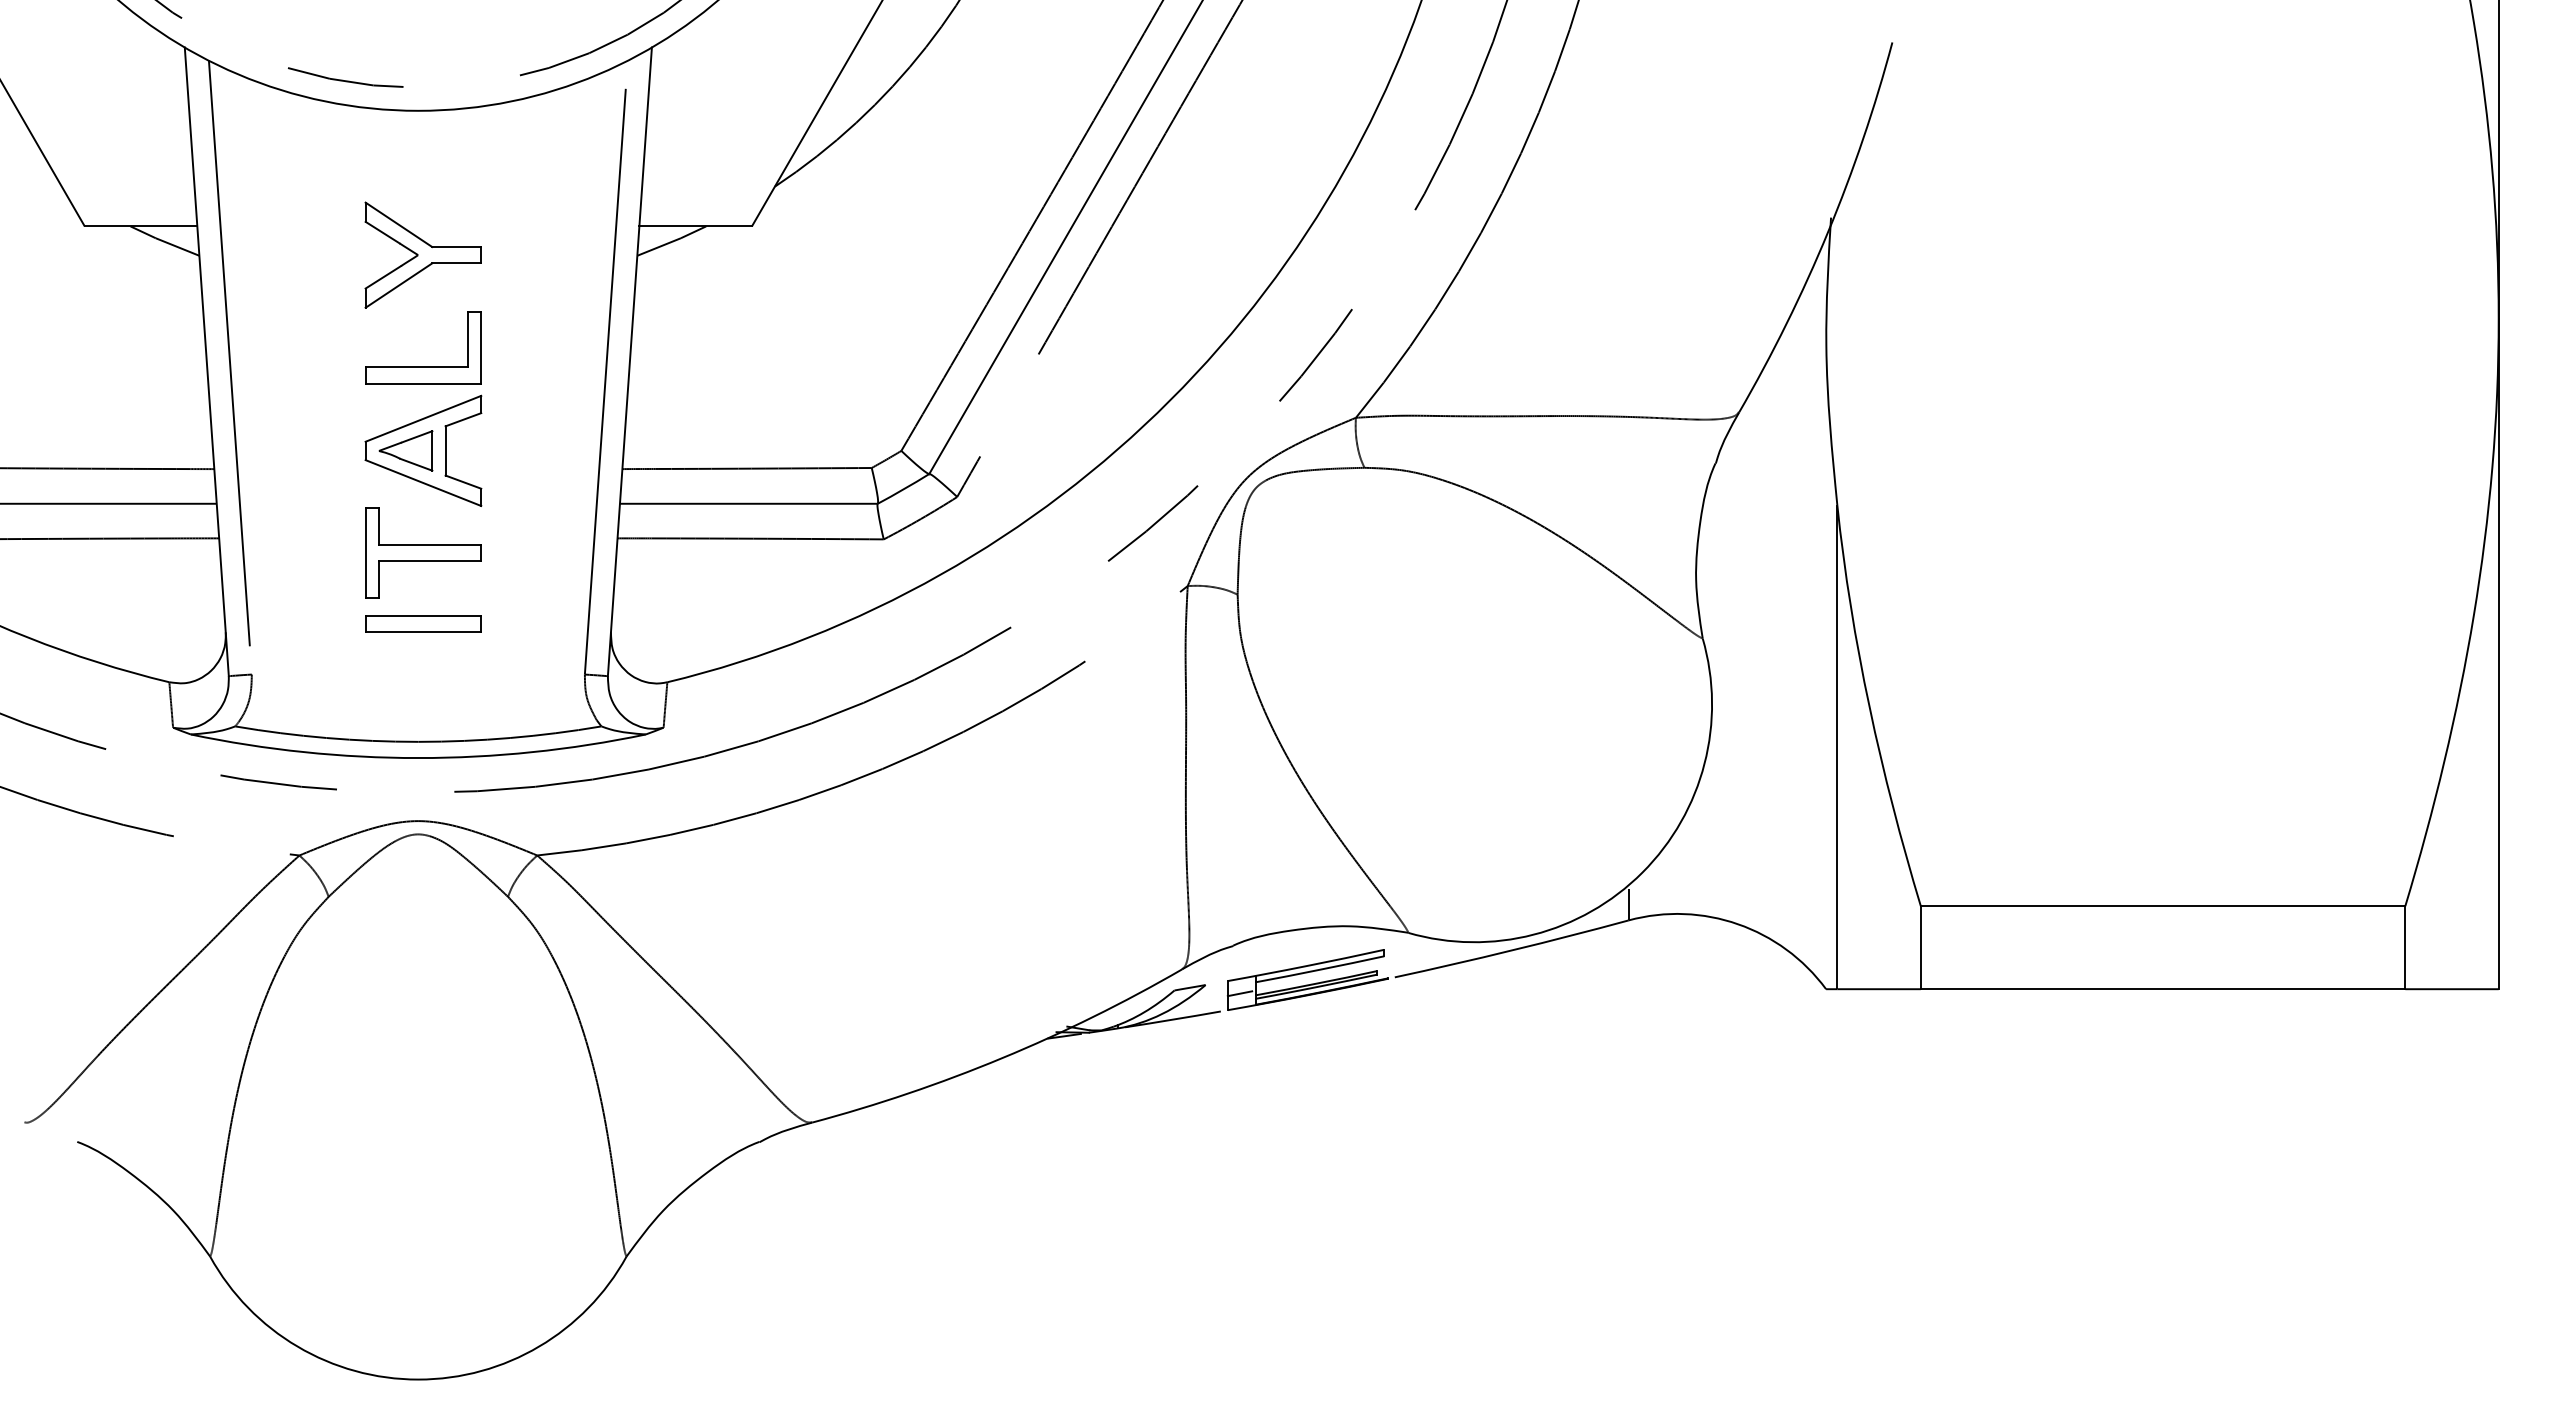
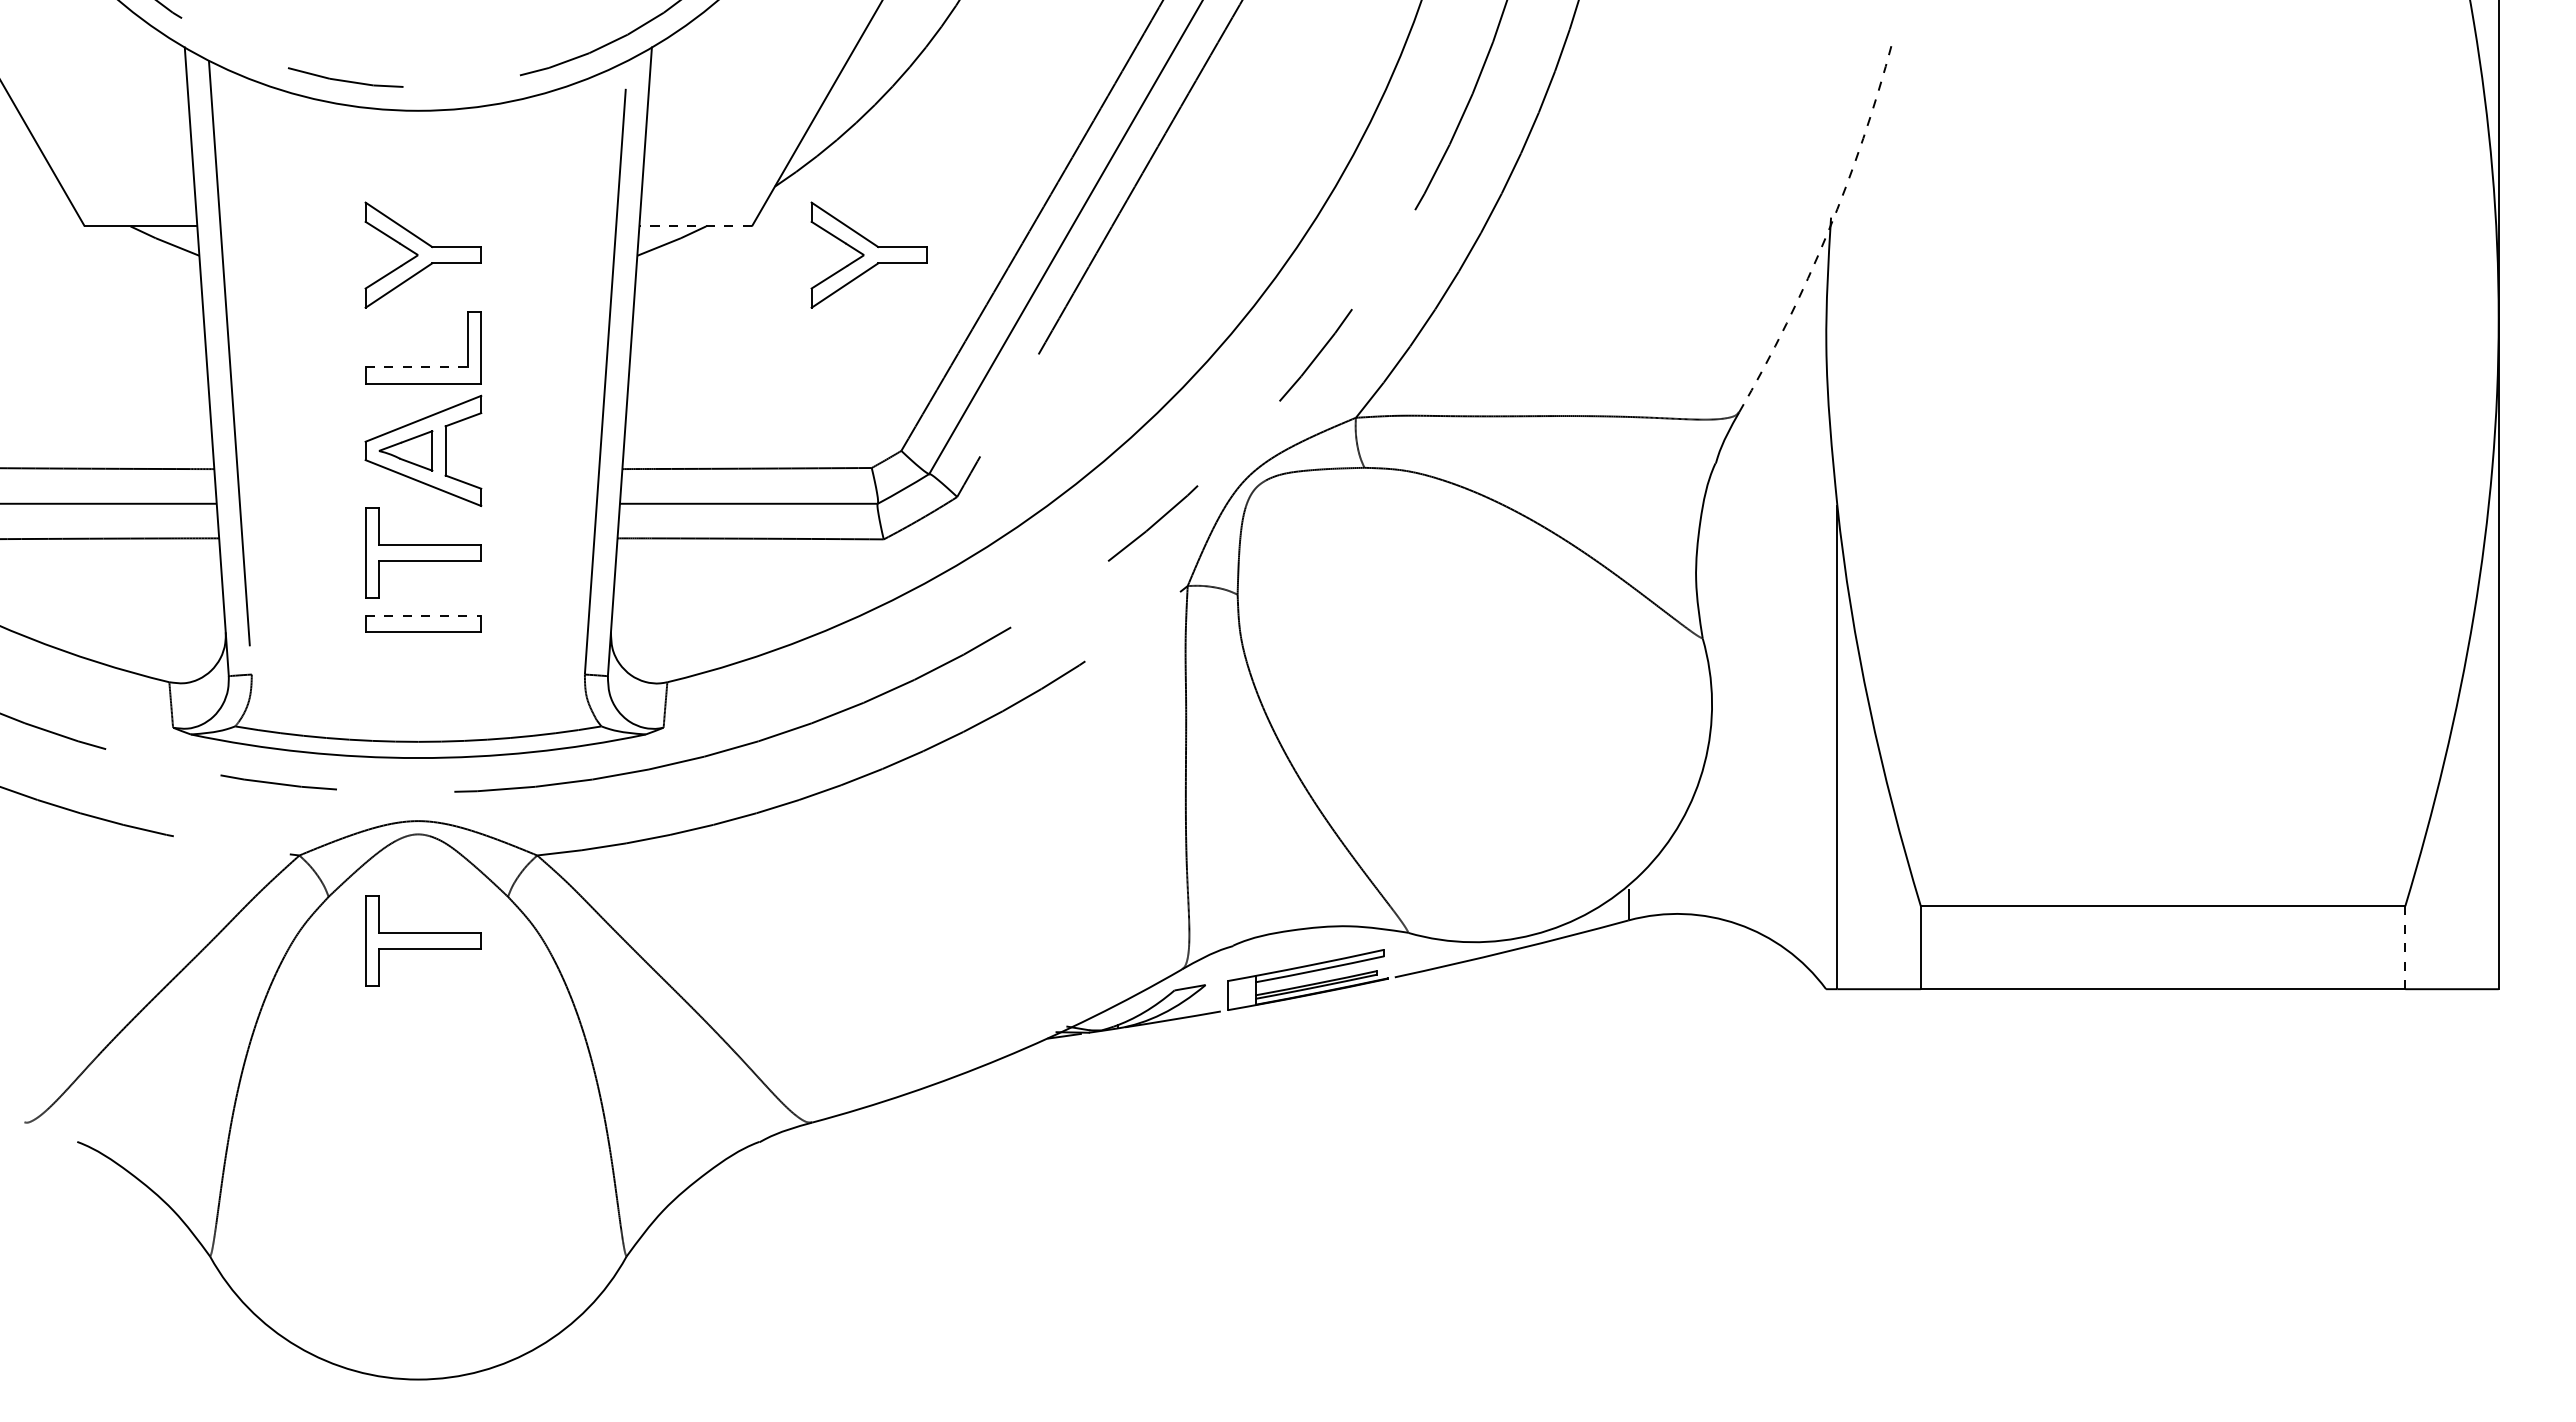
line: solid -> dashed (695, 226)
arc: solid -> dashed (1828, 232)
part: none -> present (868, 254)
line: solid -> dashed (417, 367)
line: solid -> dashed (423, 616)
part: none -> present (423, 940)
line: solid -> dashed (2405, 947)
line: present -> none (1239, 993)
